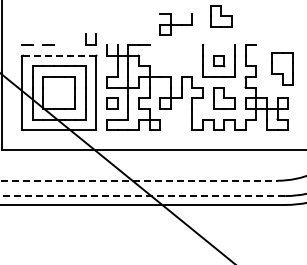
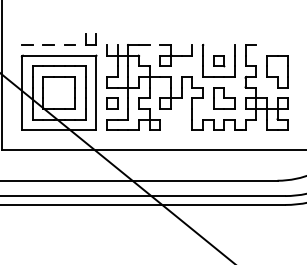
part: present -> none (221, 16)
part position: (175, 24) -> (175, 55) (175, 55)
line: none -> present (69, 44)
line: dashed -> solid (58, 55)
part position: (282, 68) -> (277, 71) (277, 71)
line: dashed -> solid (139, 180)
line: dashed -> solid (142, 196)
